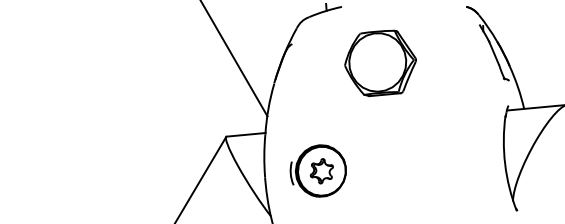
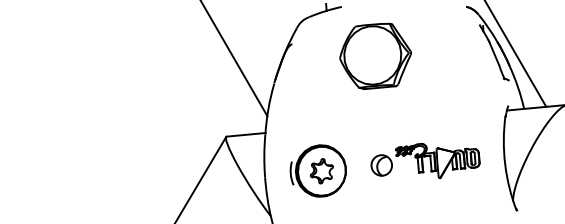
line: none -> present (516, 54)
part position: (380, 63) -> (375, 56) (375, 56)
part: none -> present (425, 160)
